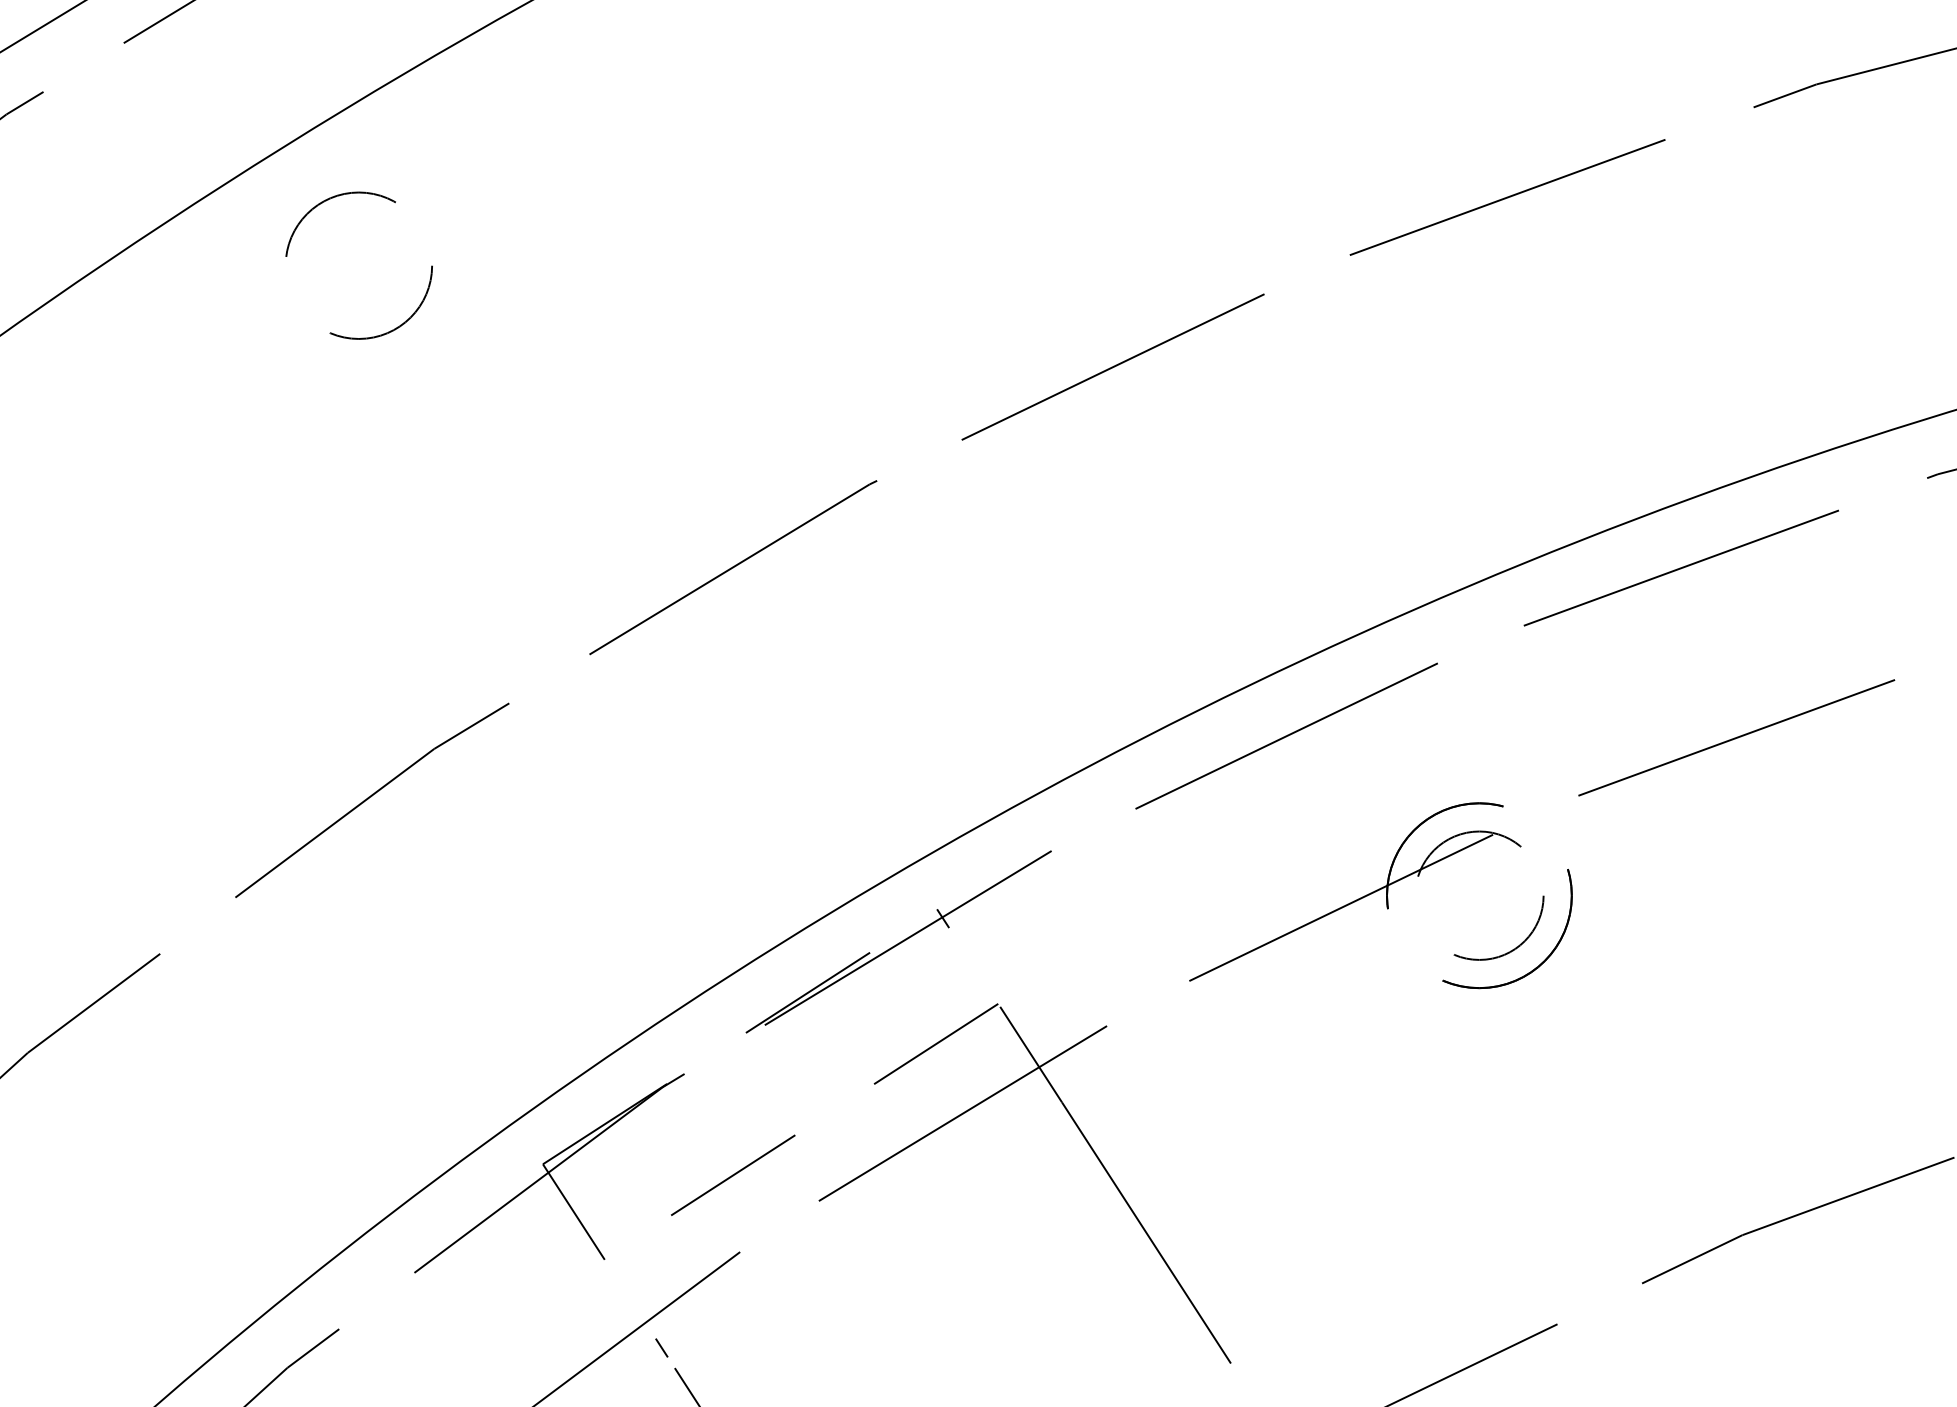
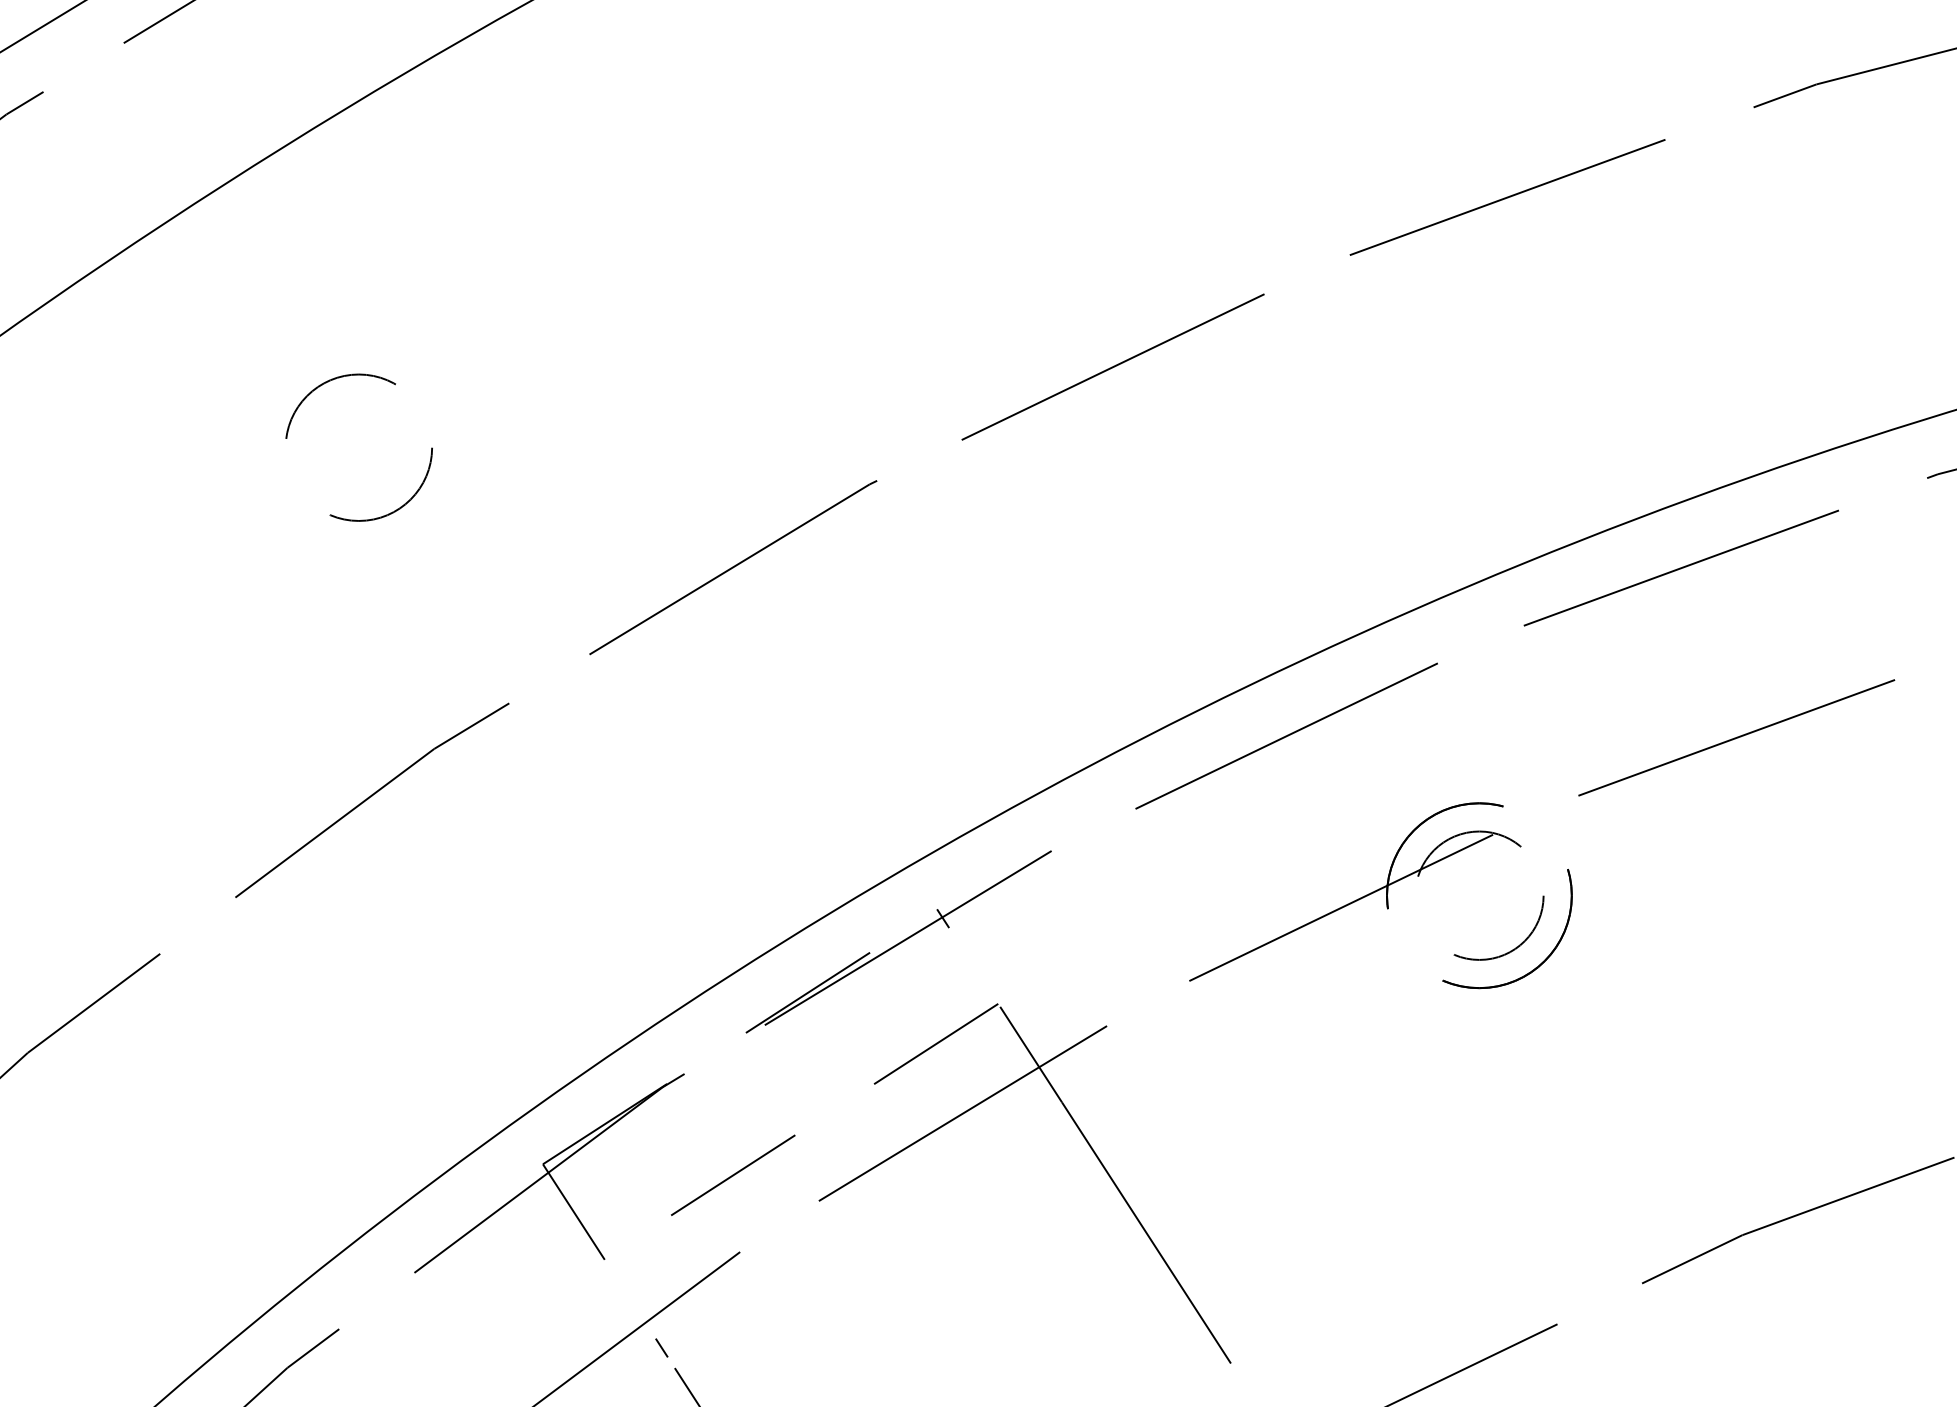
circle position: (358, 265) -> (358, 447) (358, 447)
